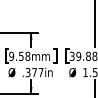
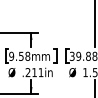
text: .377in -> .211in (34, 72)
